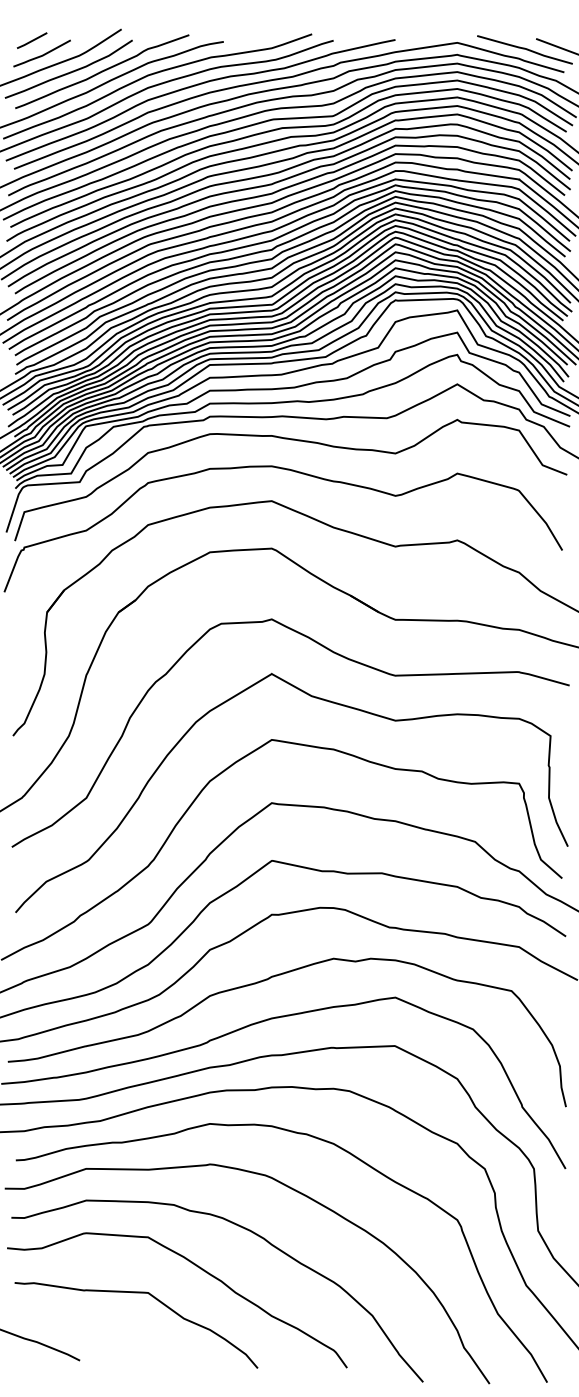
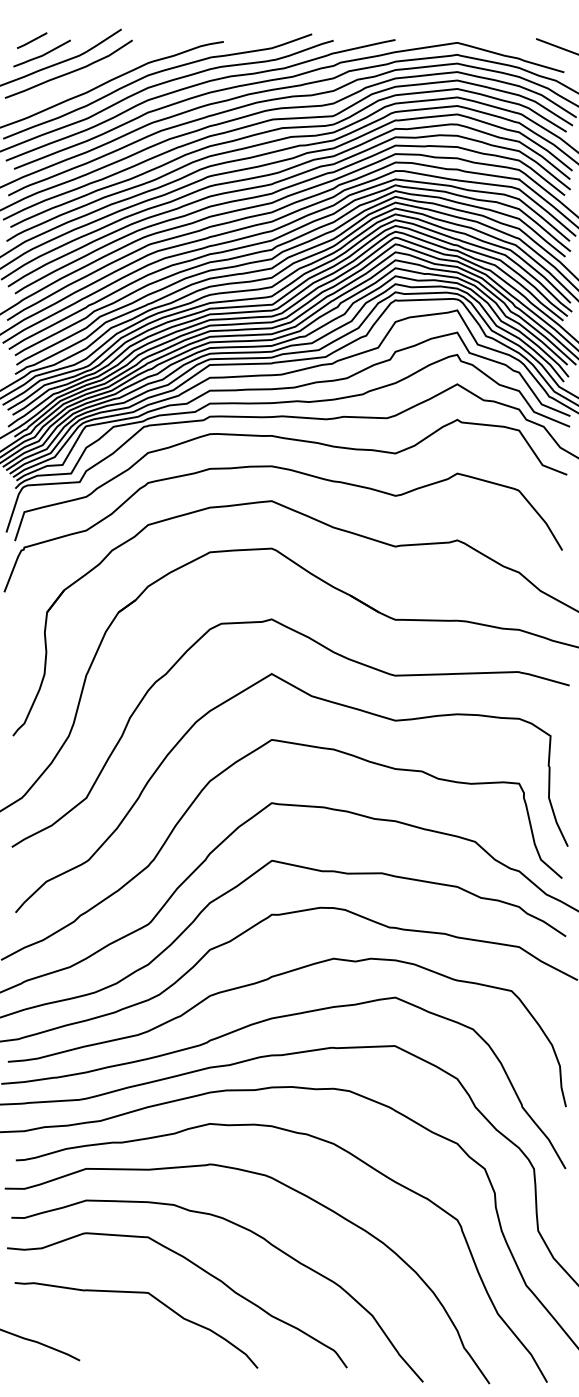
curve: present -> none (524, 49)
curve: present -> none (102, 71)
